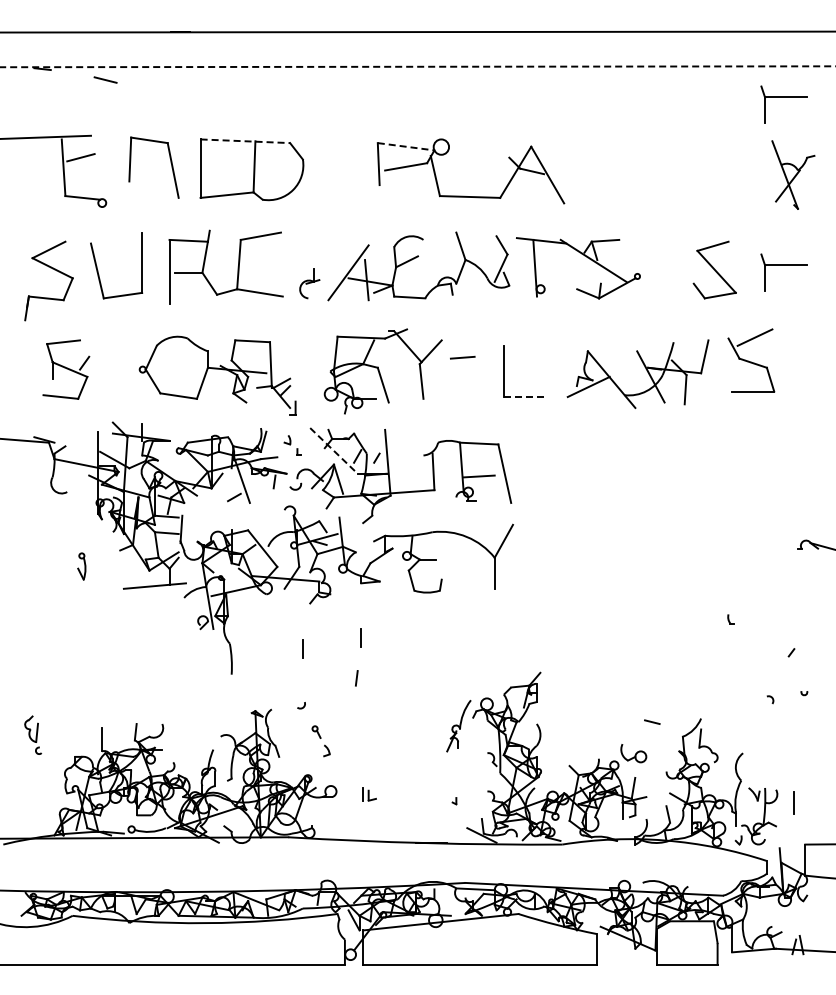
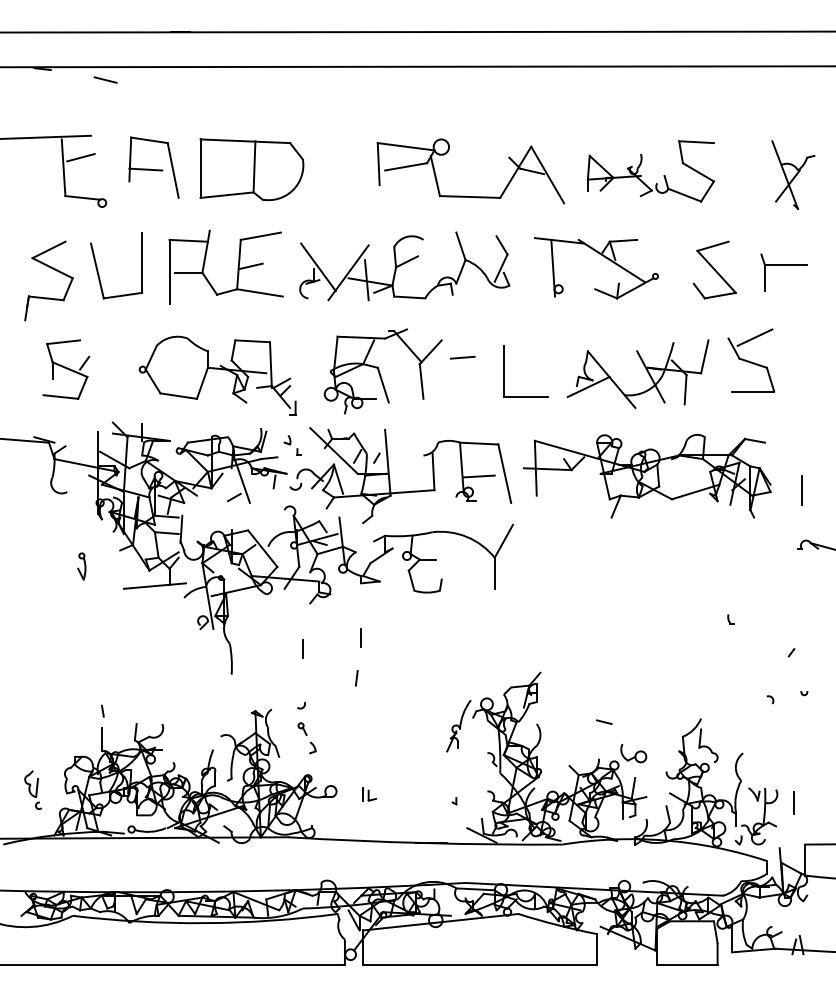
line: dashed -> solid (418, 66)
part: present -> none (783, 97)
line: dashed -> solid (245, 141)
line: dashed -> solid (406, 146)
line: none -> present (145, 169)
part: none -> present (641, 175)
part position: (584, 256) -> (602, 256) (602, 256)
line: none -> present (250, 266)
line: none -> present (318, 267)
line: dashed -> solid (525, 397)
line: dashed -> solid (333, 450)
part: none -> present (647, 476)
line: none -> present (801, 489)
line: none -> present (102, 710)
line position: (652, 721) -> (604, 721) (604, 721)
part position: (33, 734) -> (33, 789) (33, 789)
part position: (320, 741) -> (306, 738) (306, 738)
